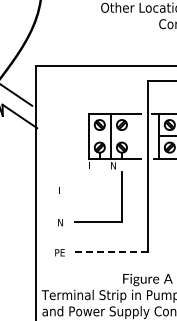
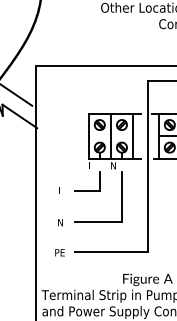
line: none -> present (133, 135)
part: none -> present (87, 190)
line: dashed -> solid (111, 252)
